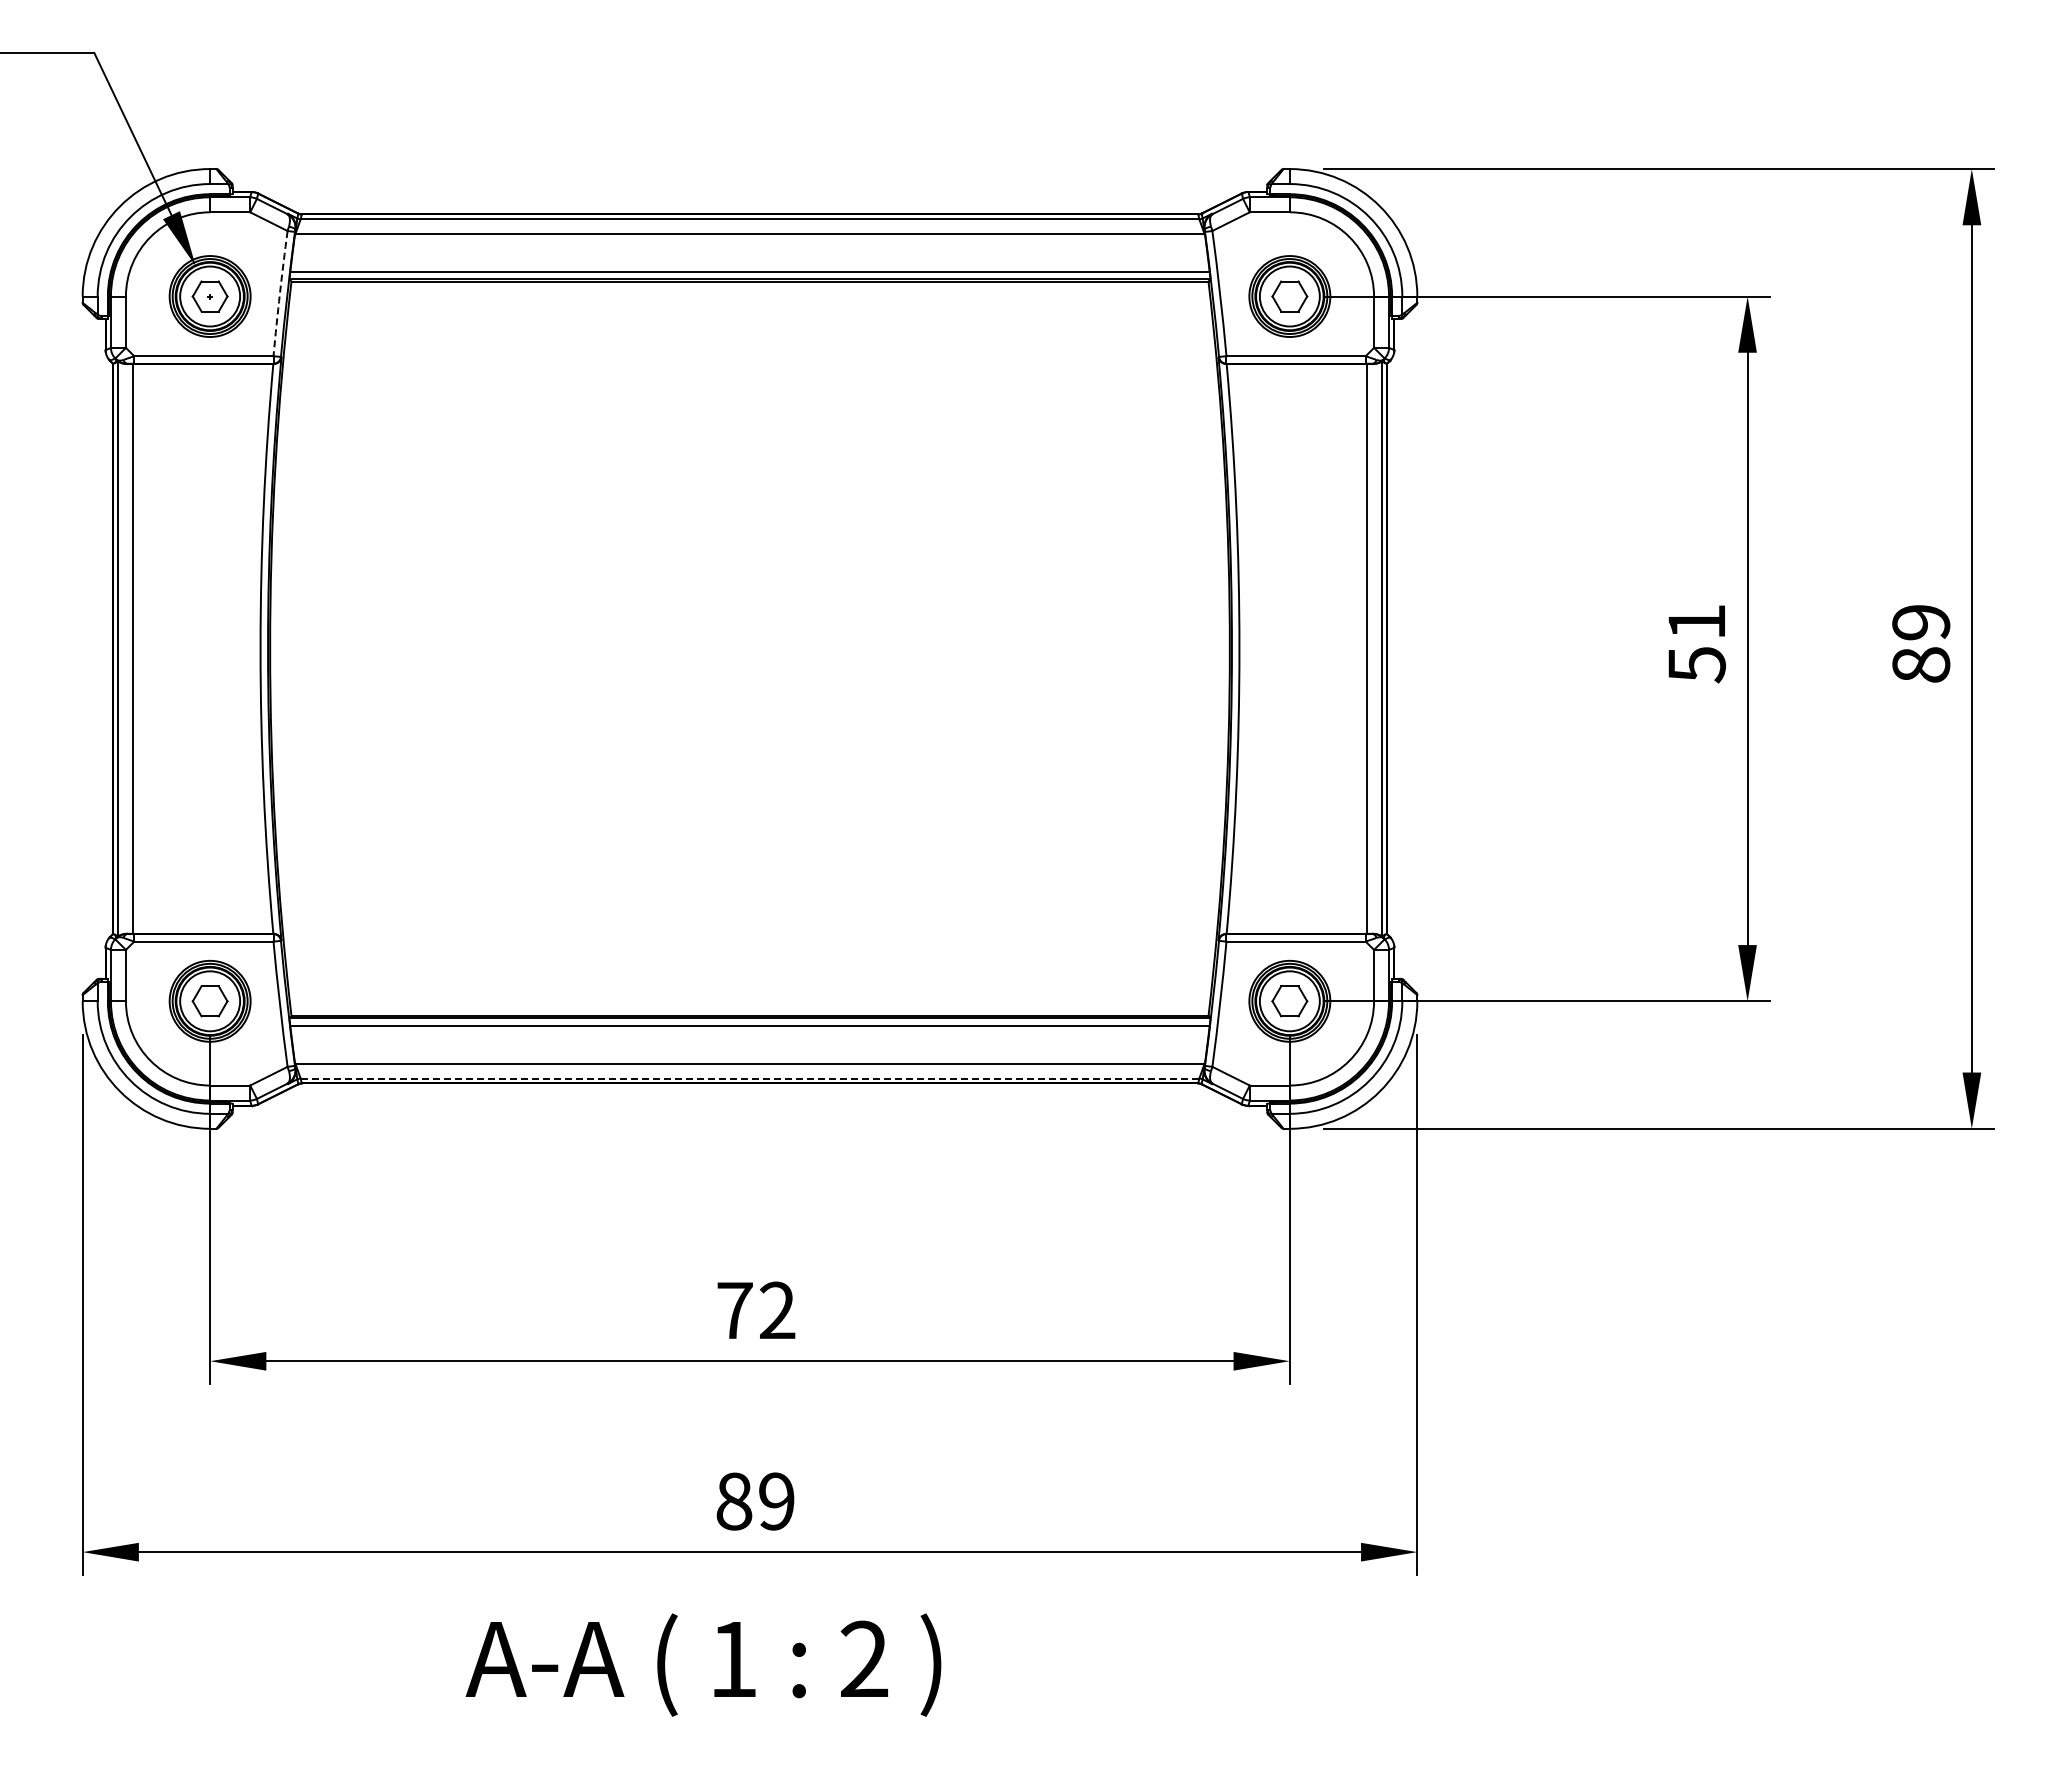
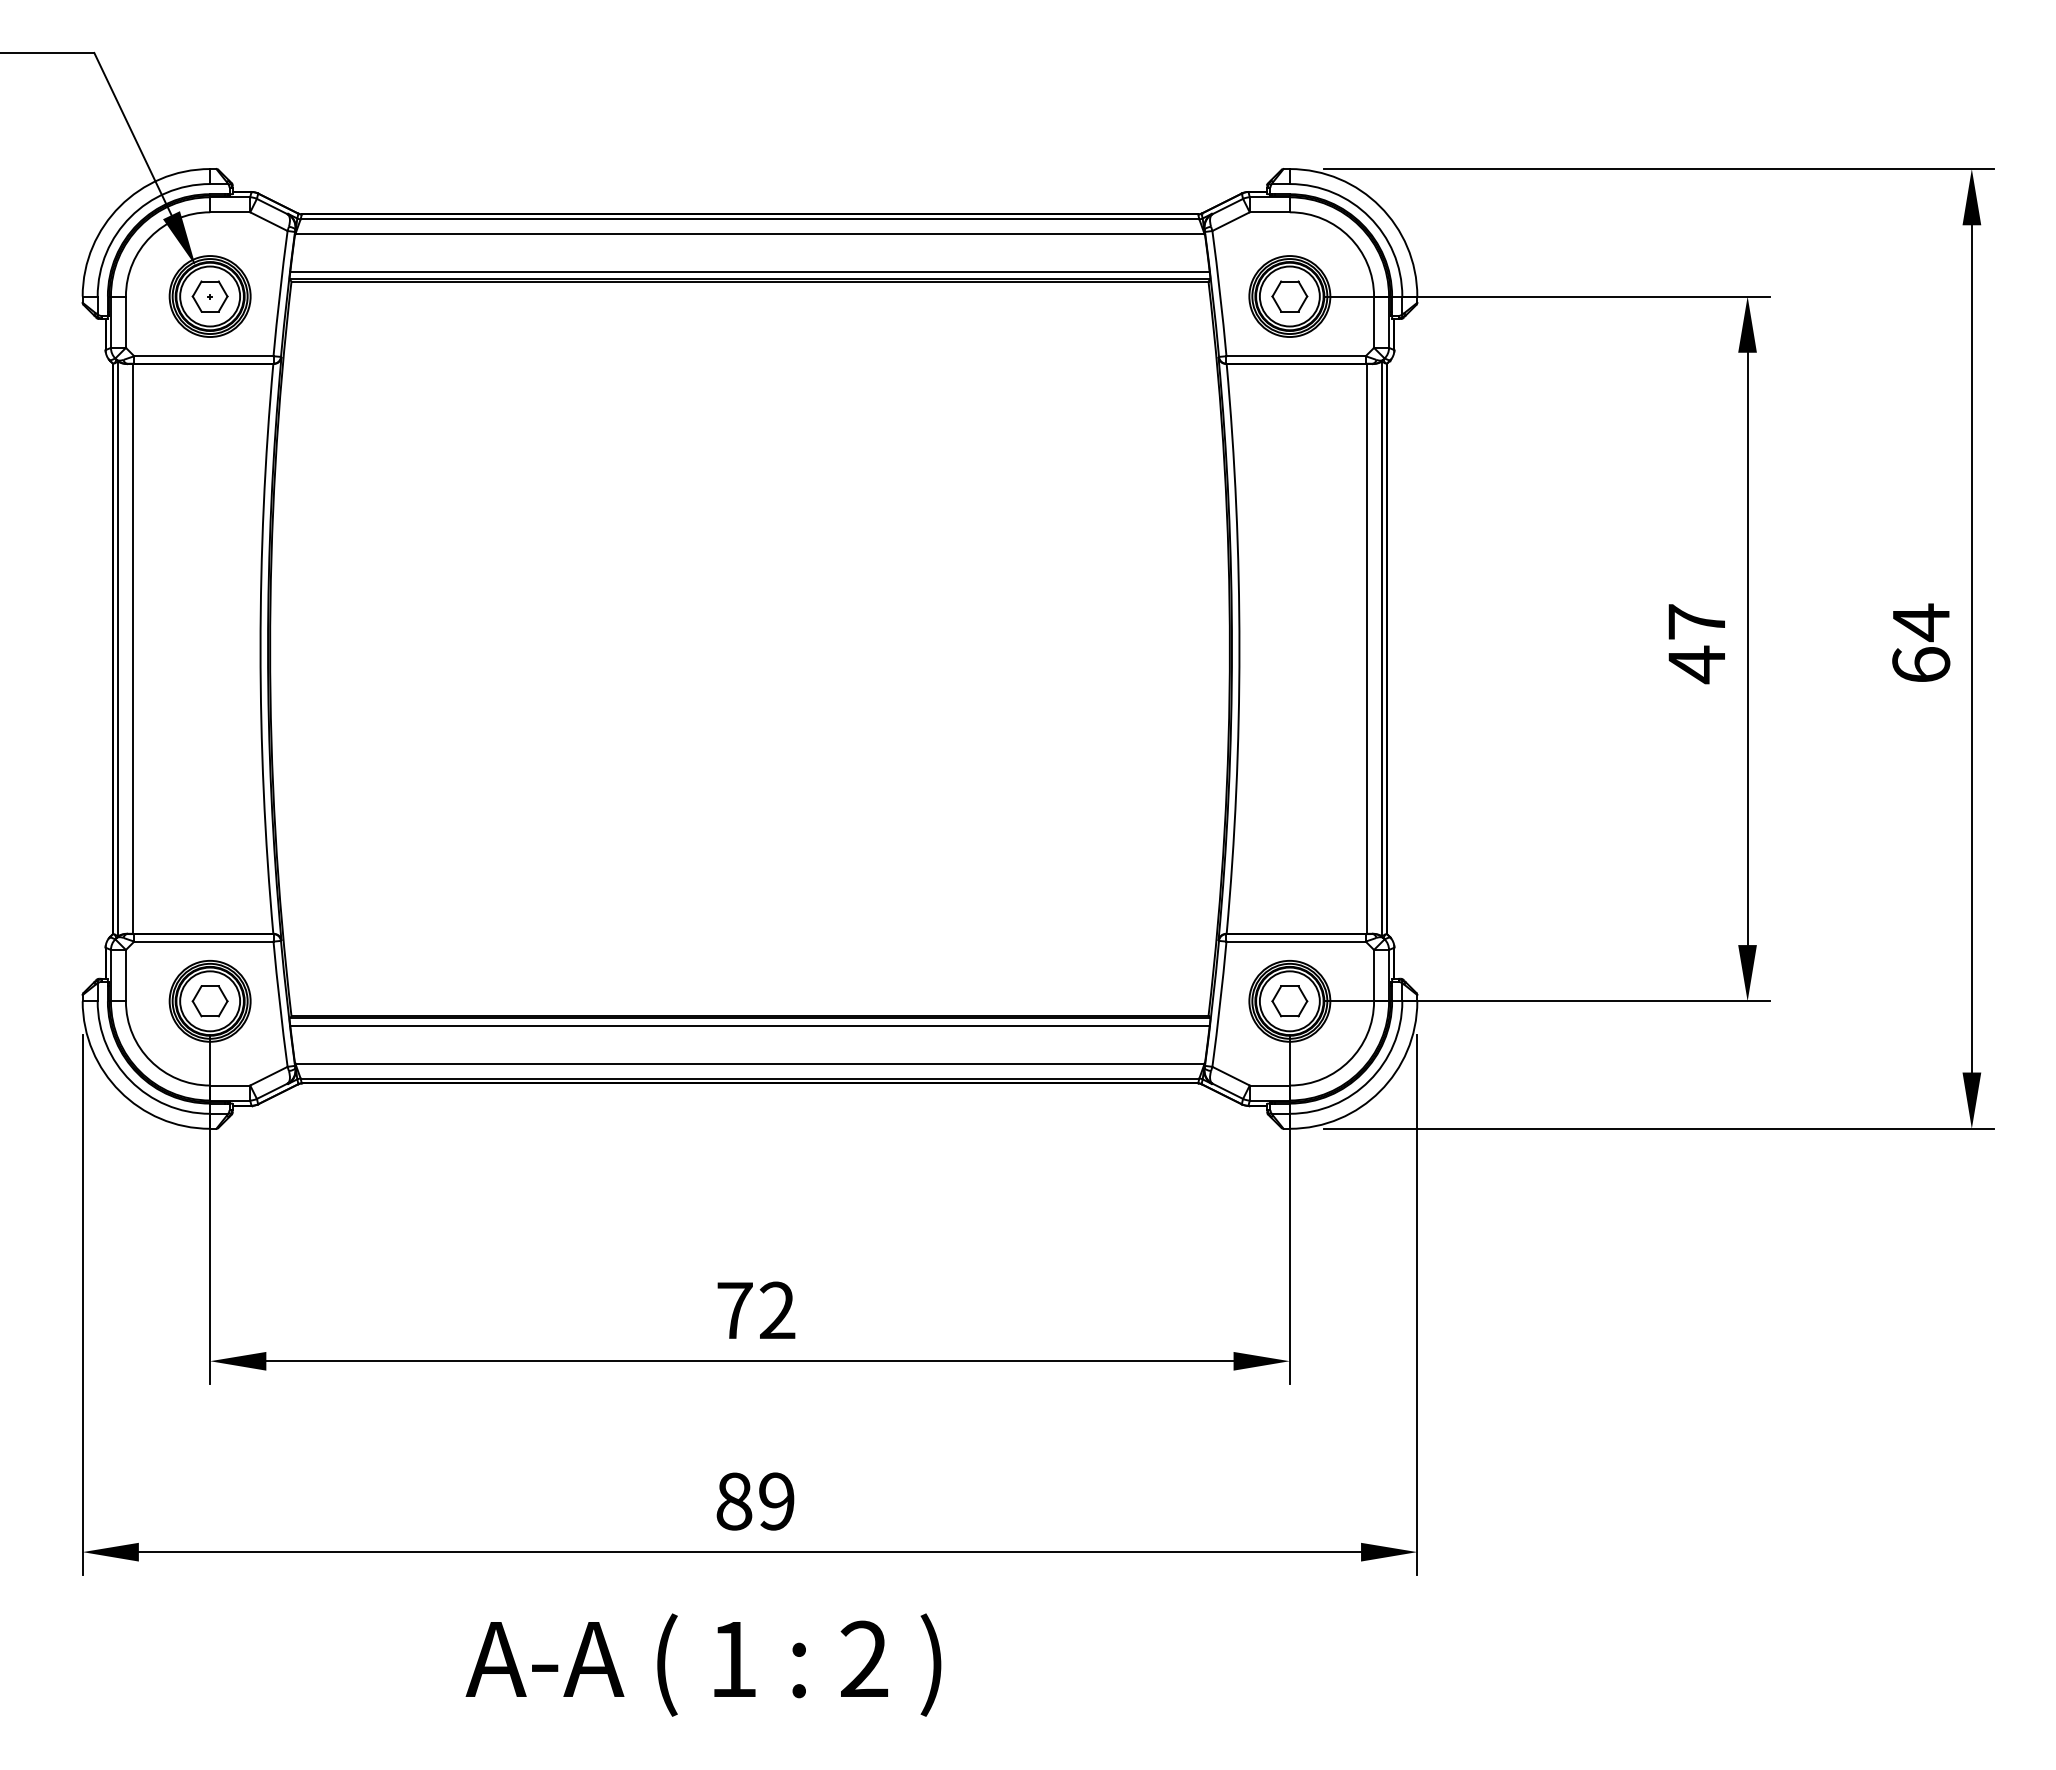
arc: dashed -> solid (279, 293)
text: 89 -> 64 (1921, 642)
text: 51 -> 47 (1696, 644)
line: dashed -> solid (750, 1078)
